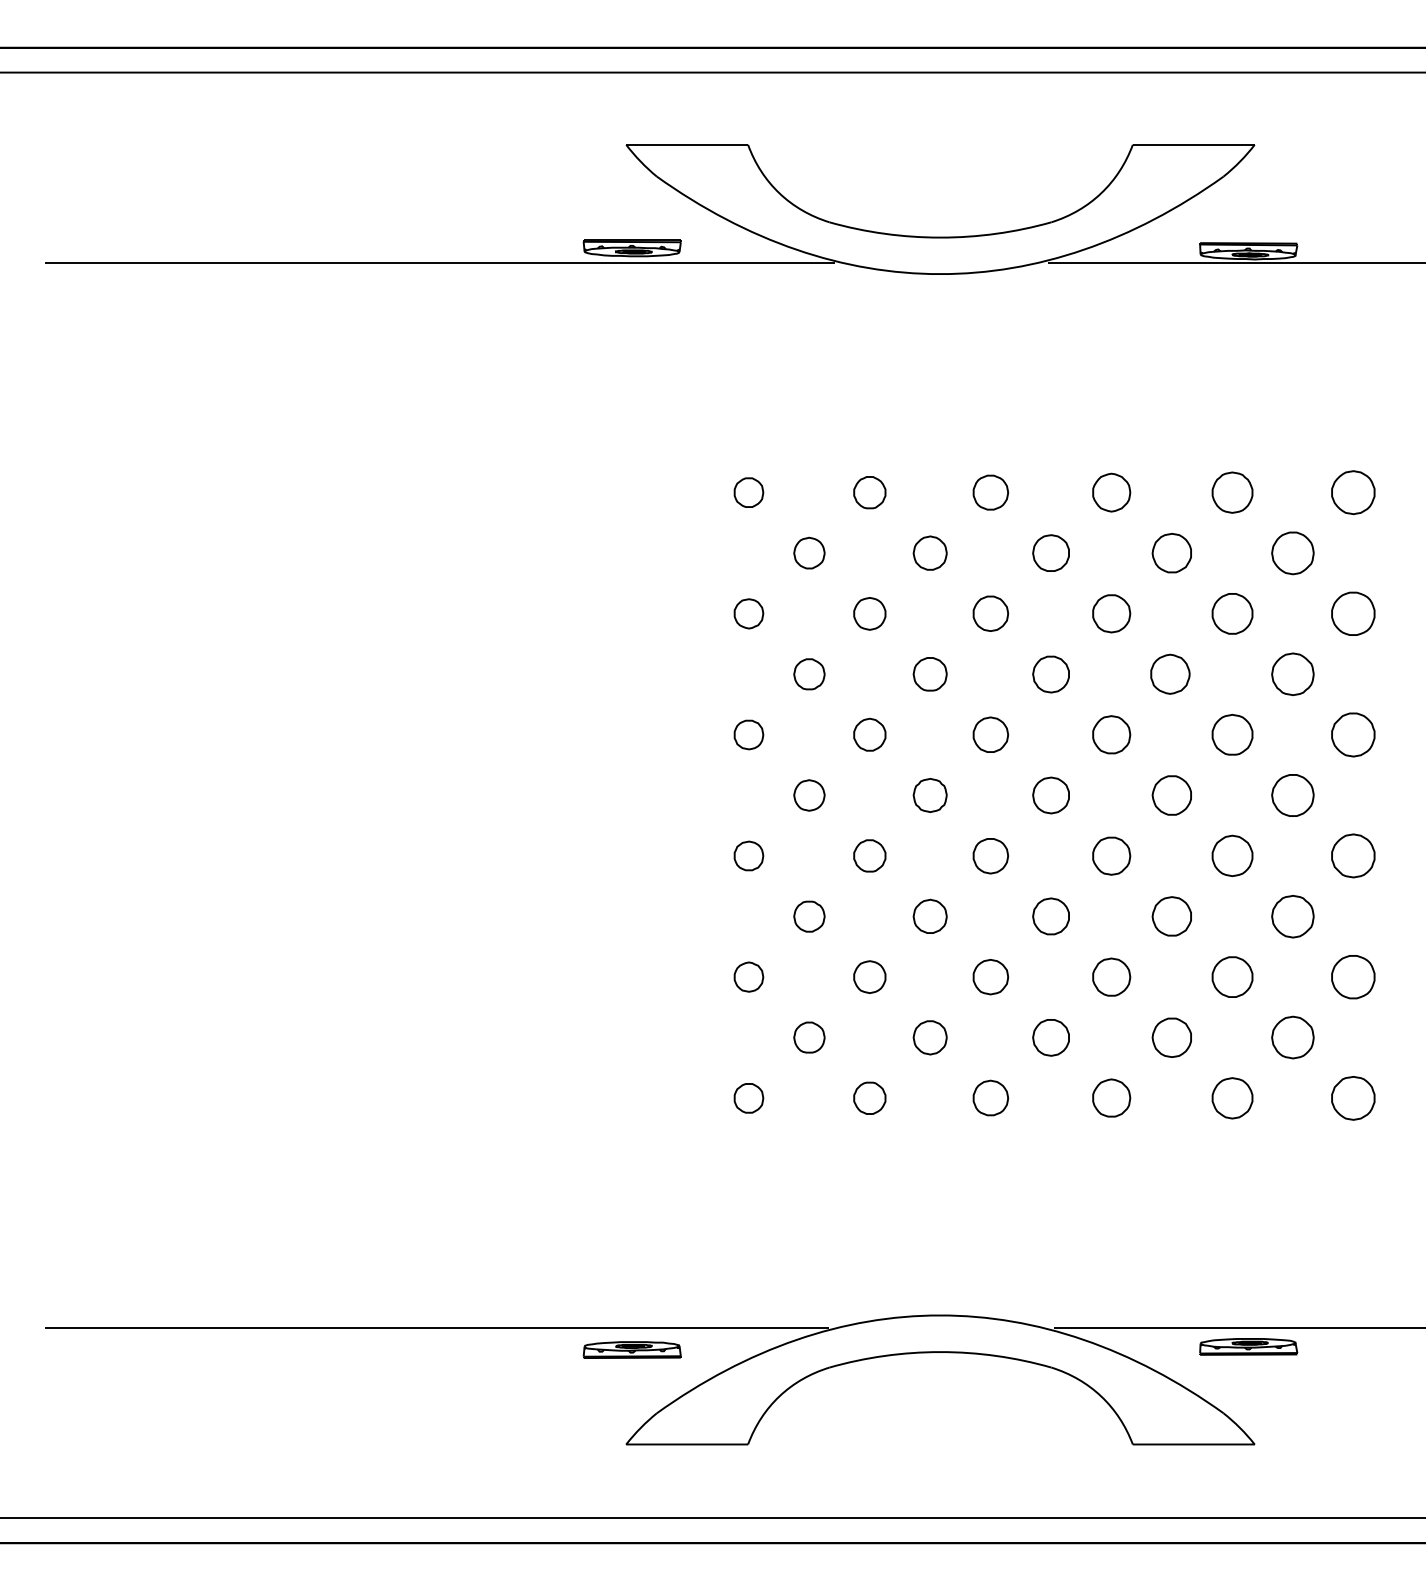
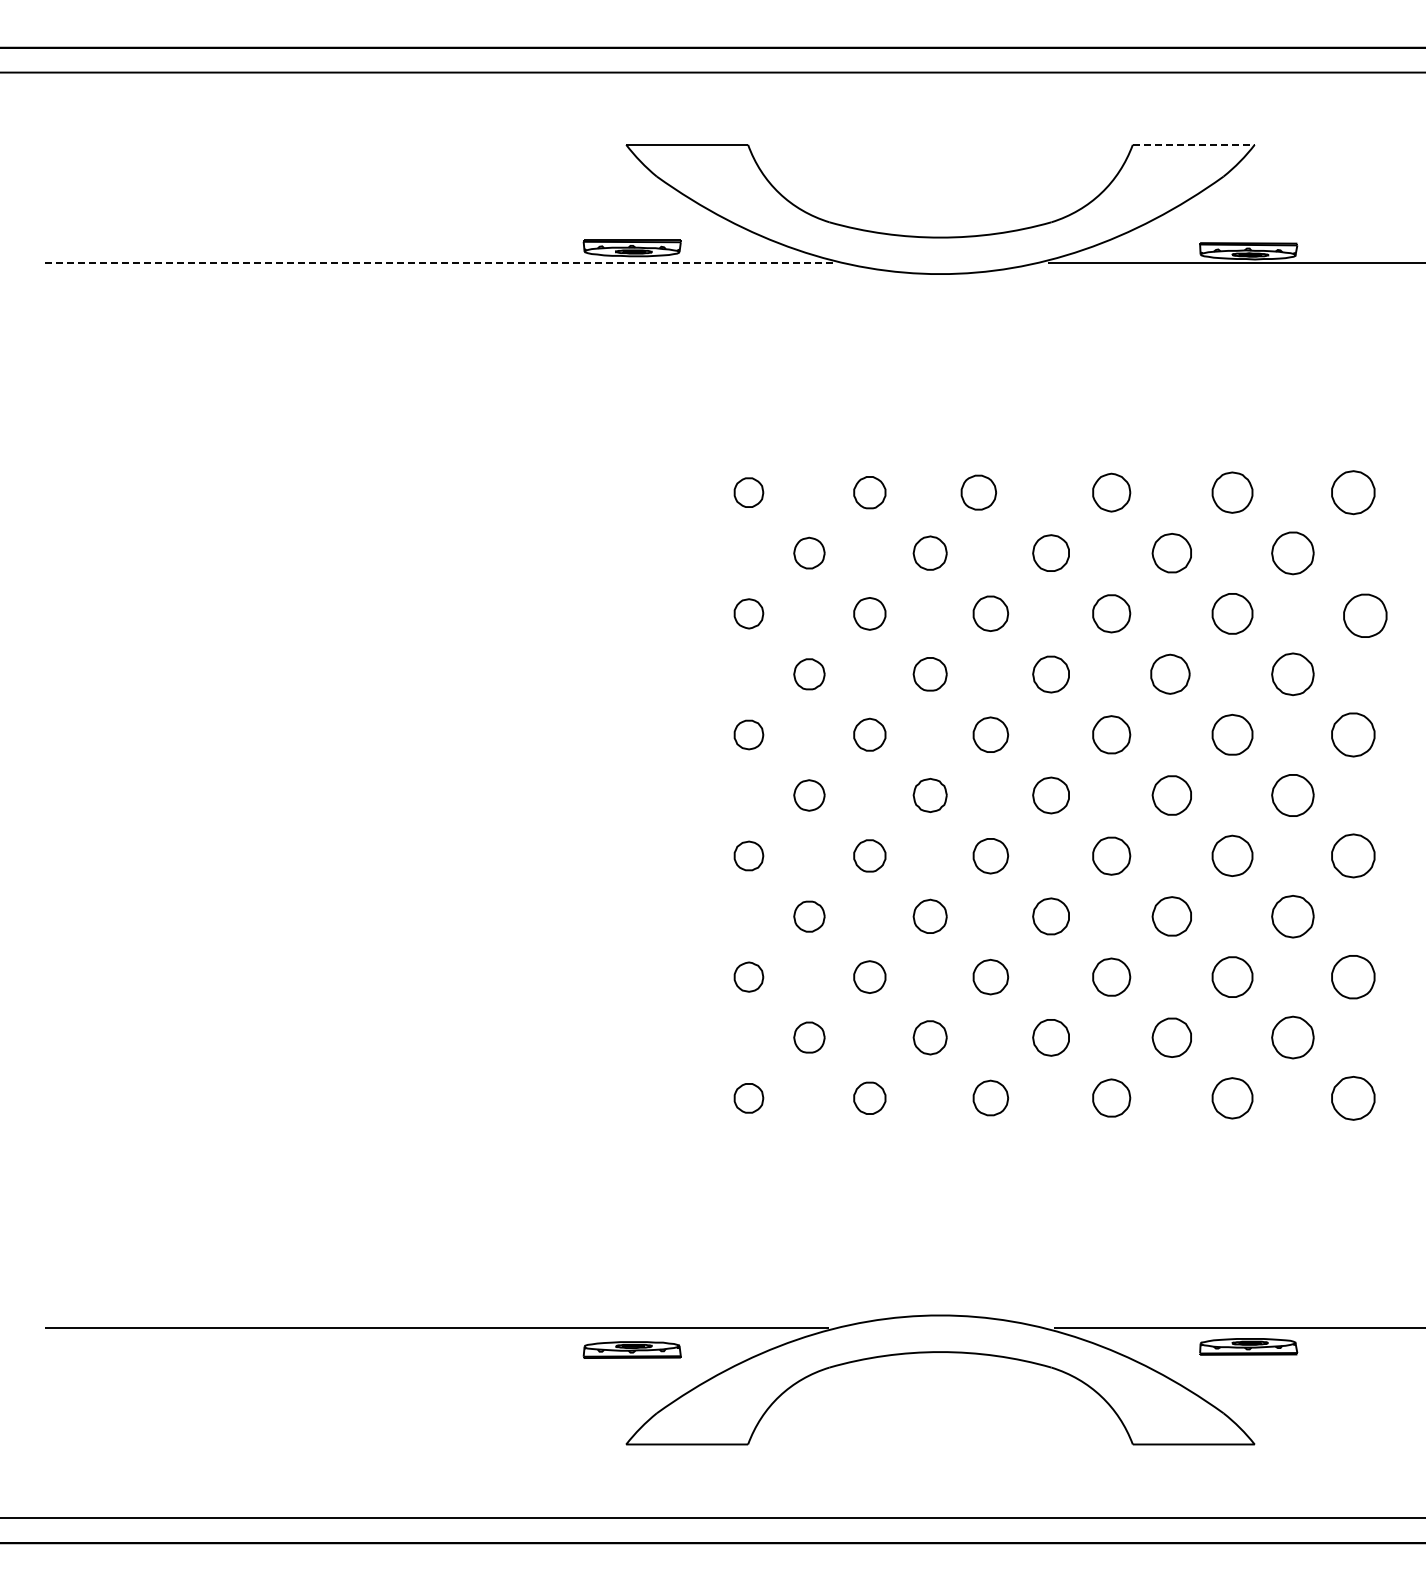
line: solid -> dashed (1193, 144)
line: solid -> dashed (440, 263)
part position: (990, 492) -> (978, 492) (978, 492)
part position: (1353, 613) -> (1365, 615) (1365, 615)
